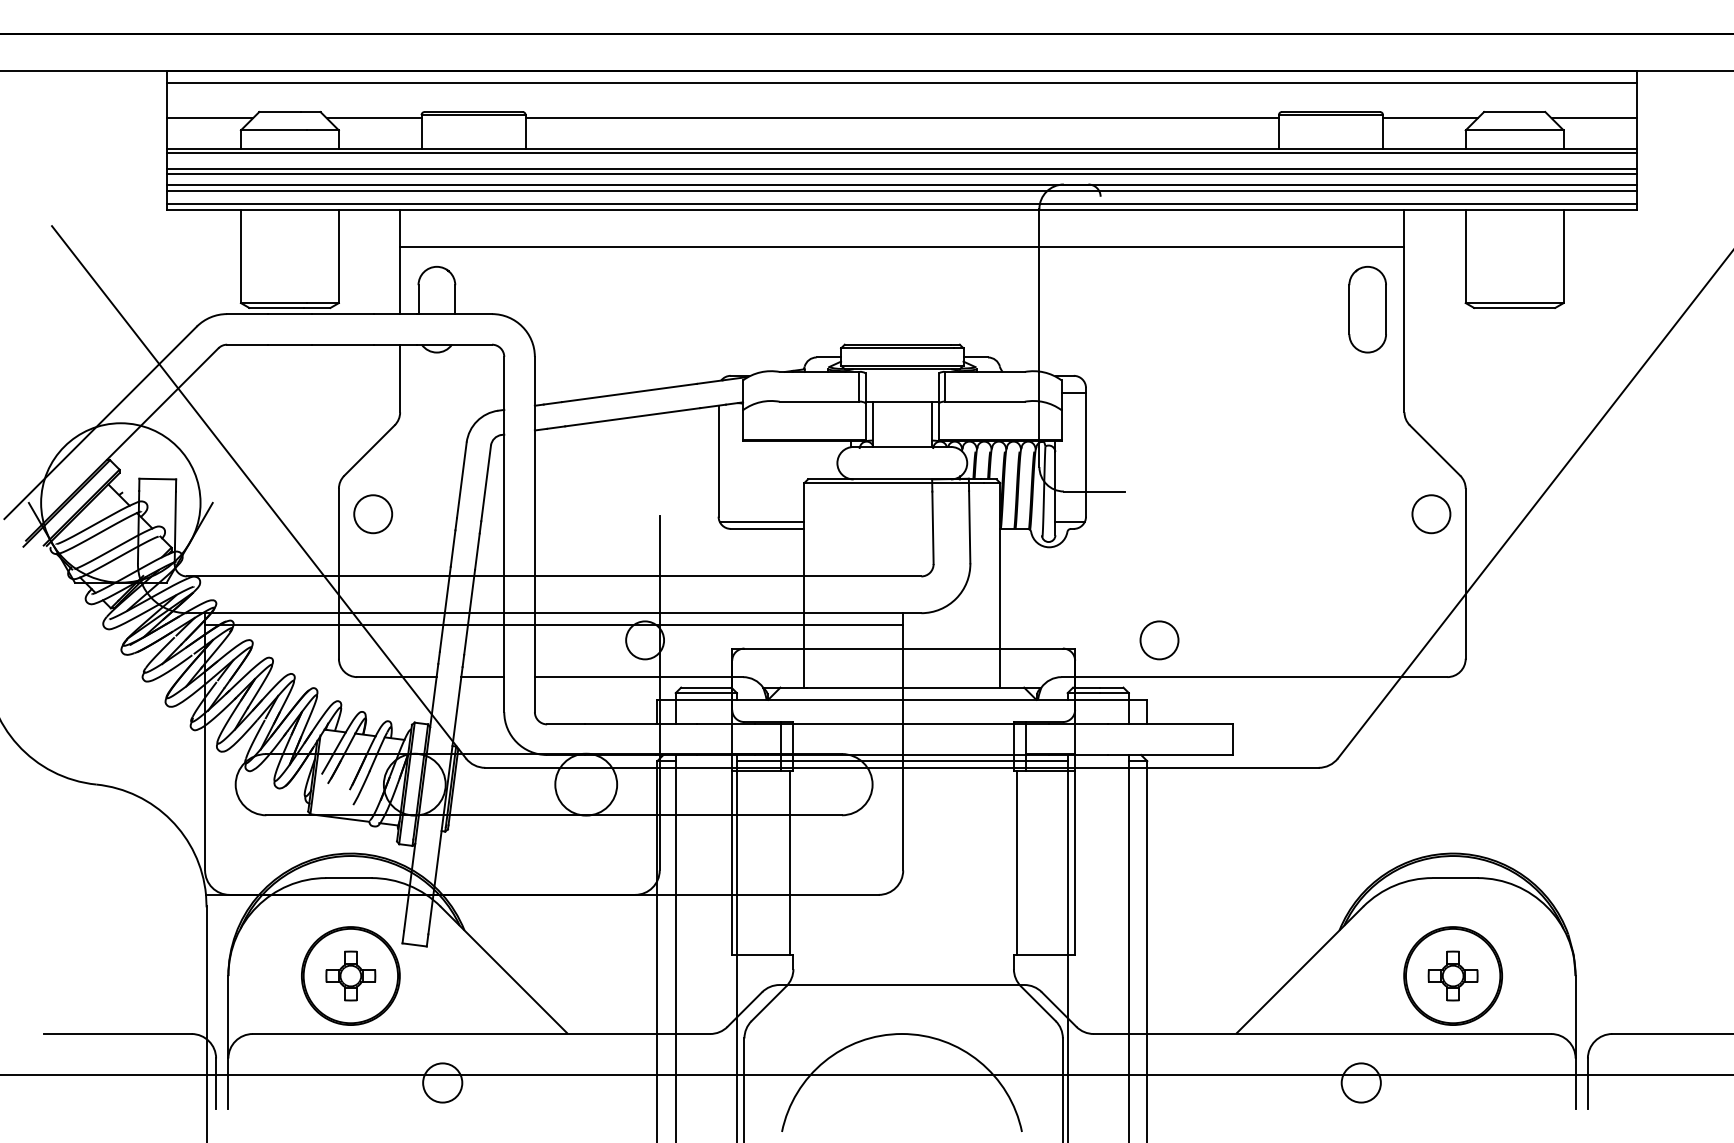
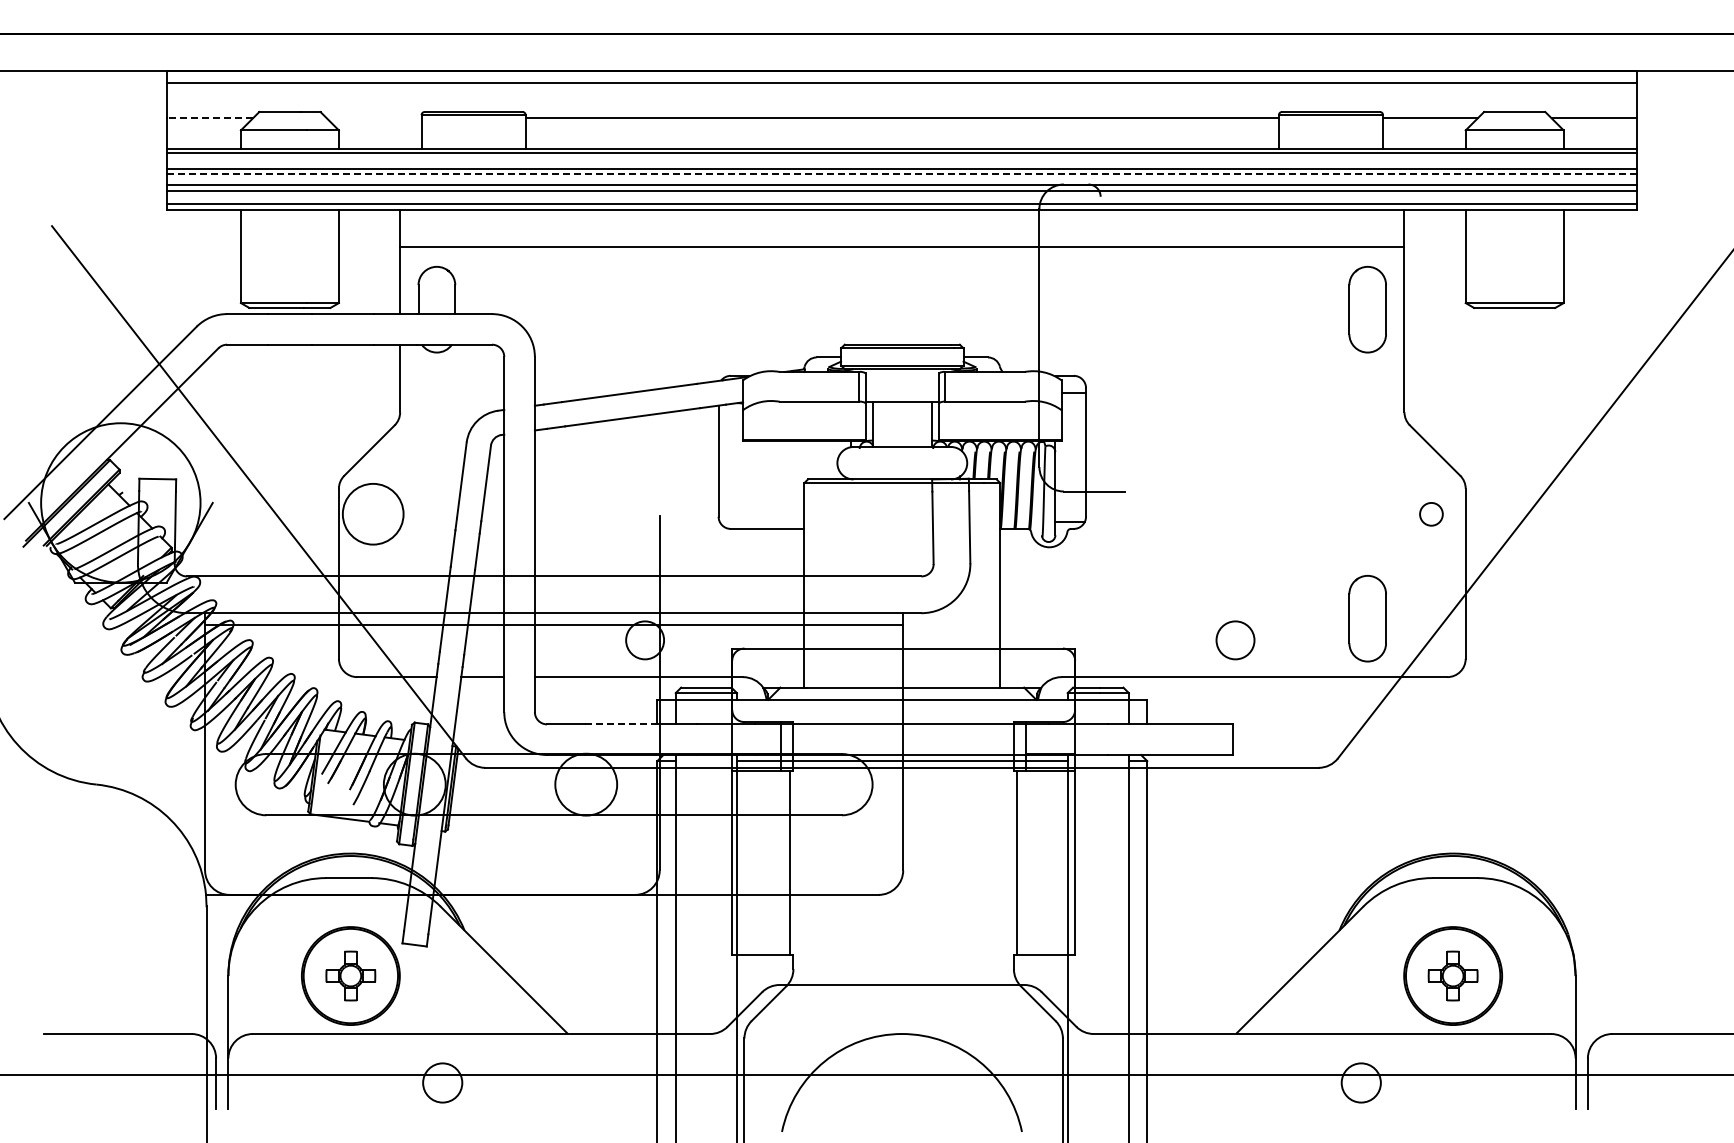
line: solid -> dashed (210, 118)
line: present -> none (373, 118)
line: solid -> dashed (902, 173)
circle diameter: 38 px -> 61 px (372, 513)
circle size: 41x41 px -> 25x25 px (1431, 514)
line: present -> none (762, 522)
part: none -> present (1367, 618)
circle position: (1159, 640) -> (1235, 640) (1235, 640)
line: solid -> dashed (620, 724)
